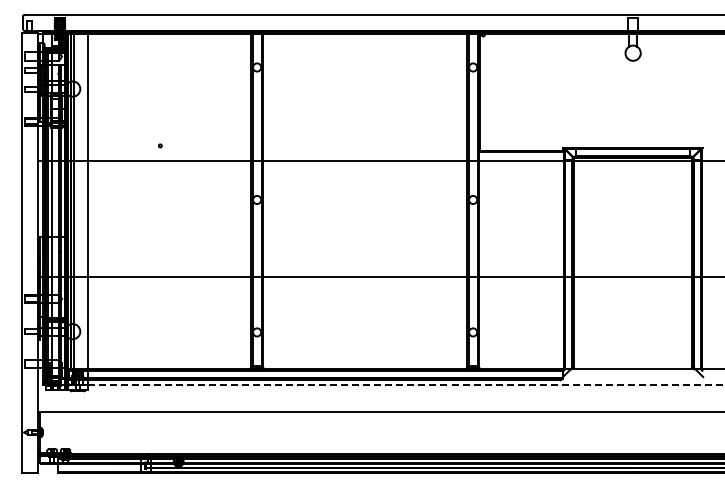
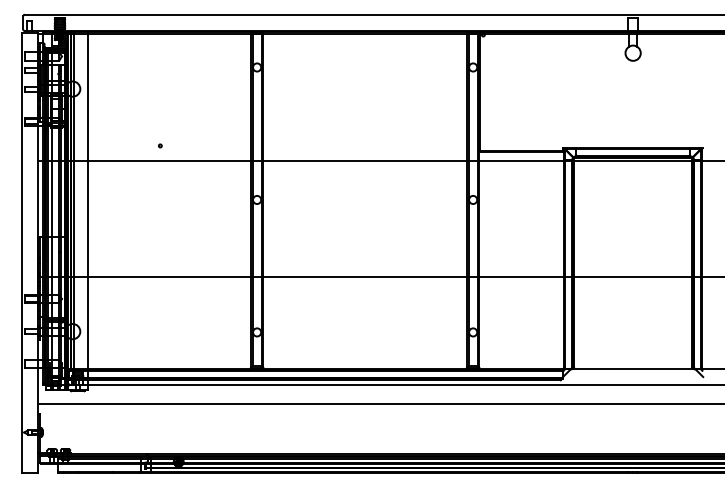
line: dashed -> solid (406, 385)
line position: (379, 411) -> (379, 403) (379, 403)
